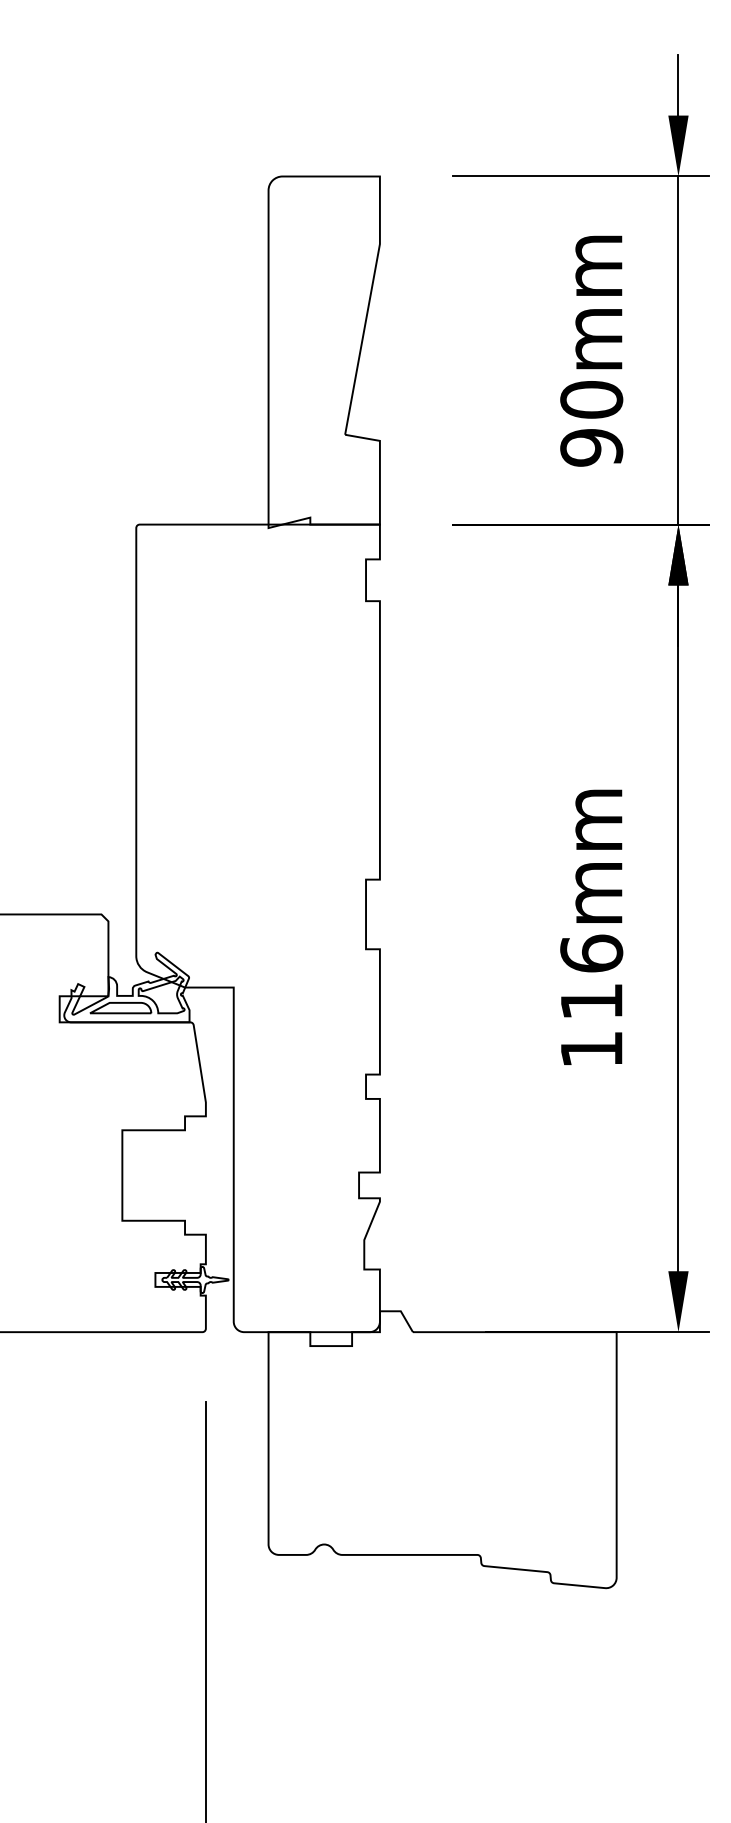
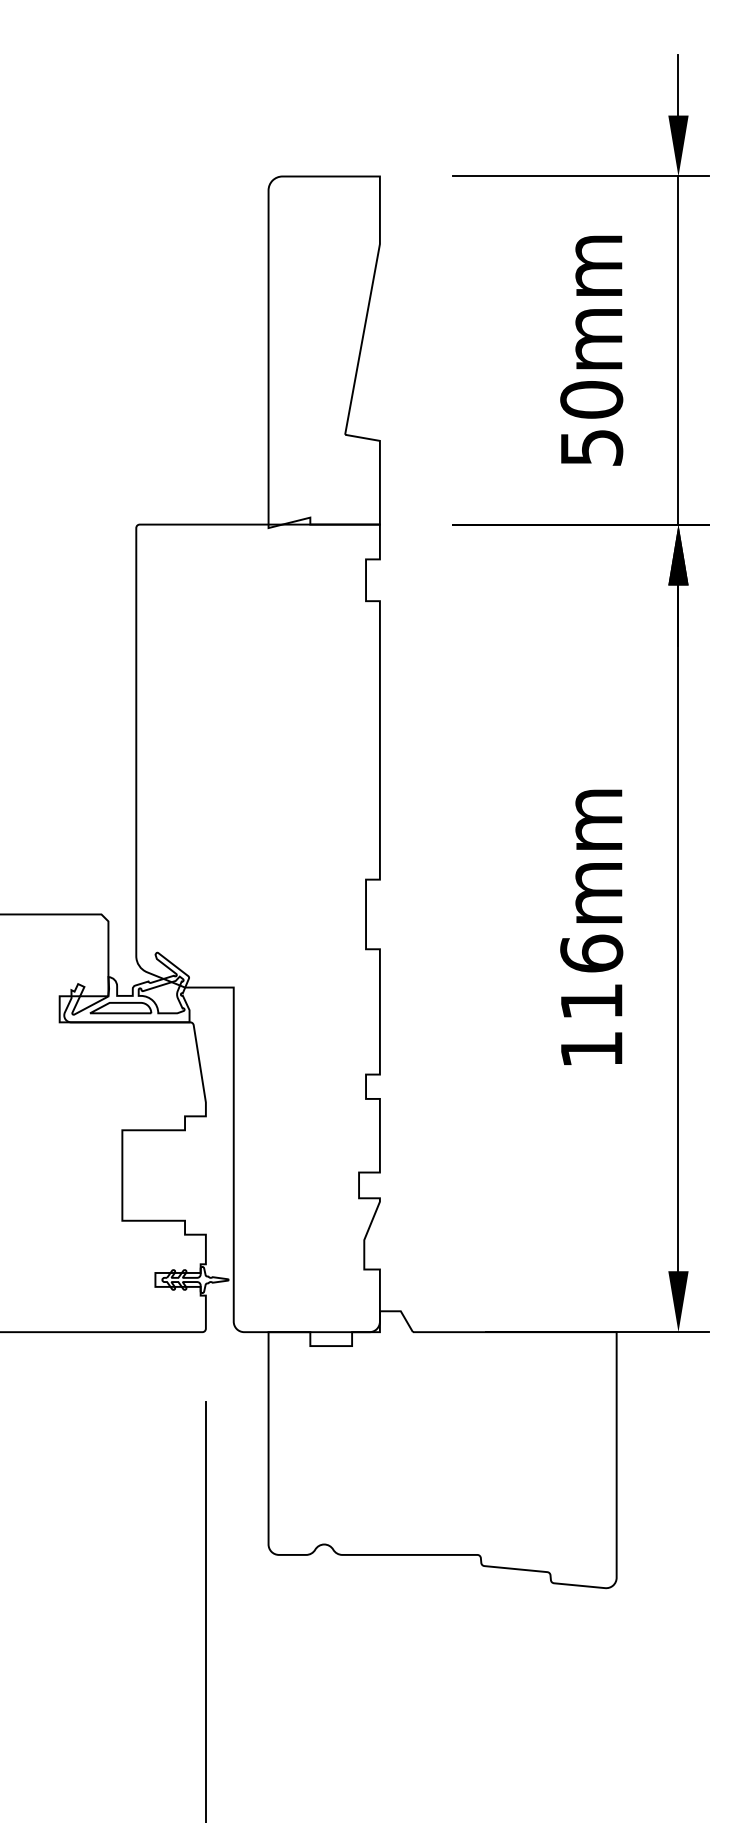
text: 90mm -> 50mm (591, 447)
